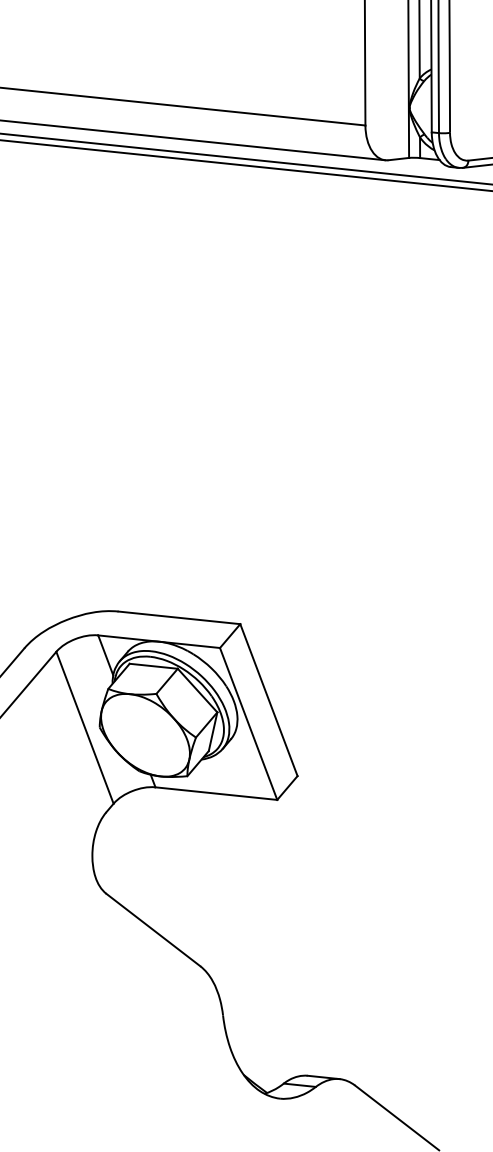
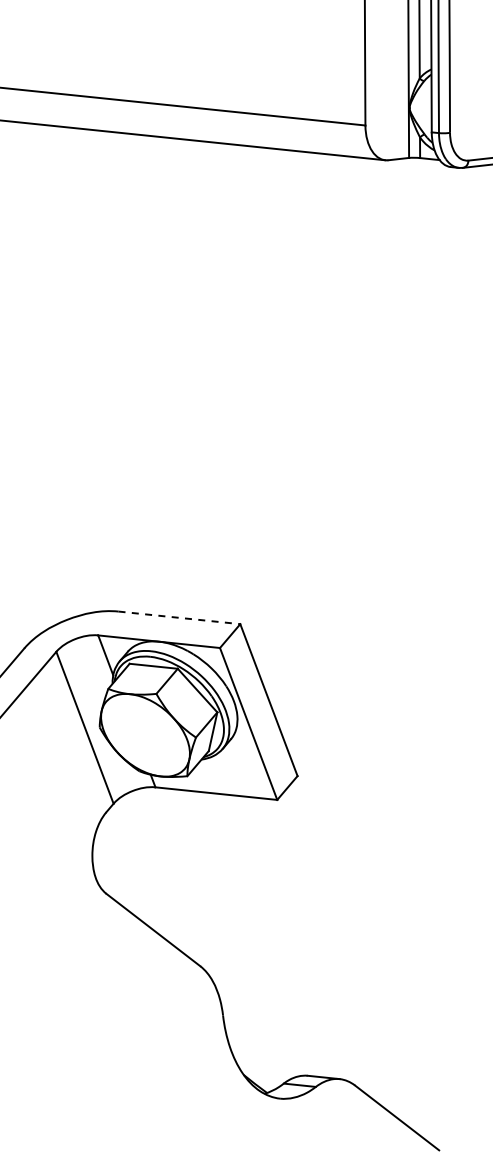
line: present -> none (245, 158)
line: present -> none (245, 165)
line: solid -> dashed (179, 617)
